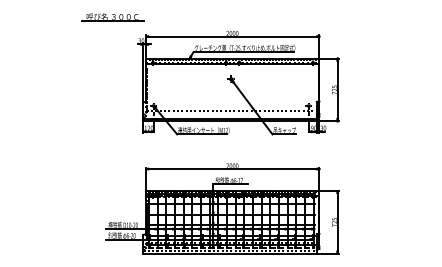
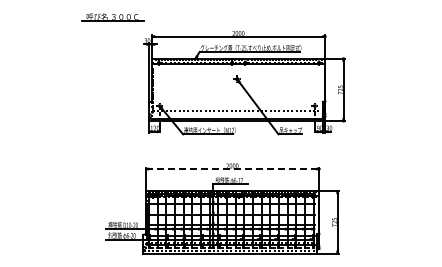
part position: (238, 83) -> (244, 83) (244, 83)
line: solid -> dashed (232, 169)
